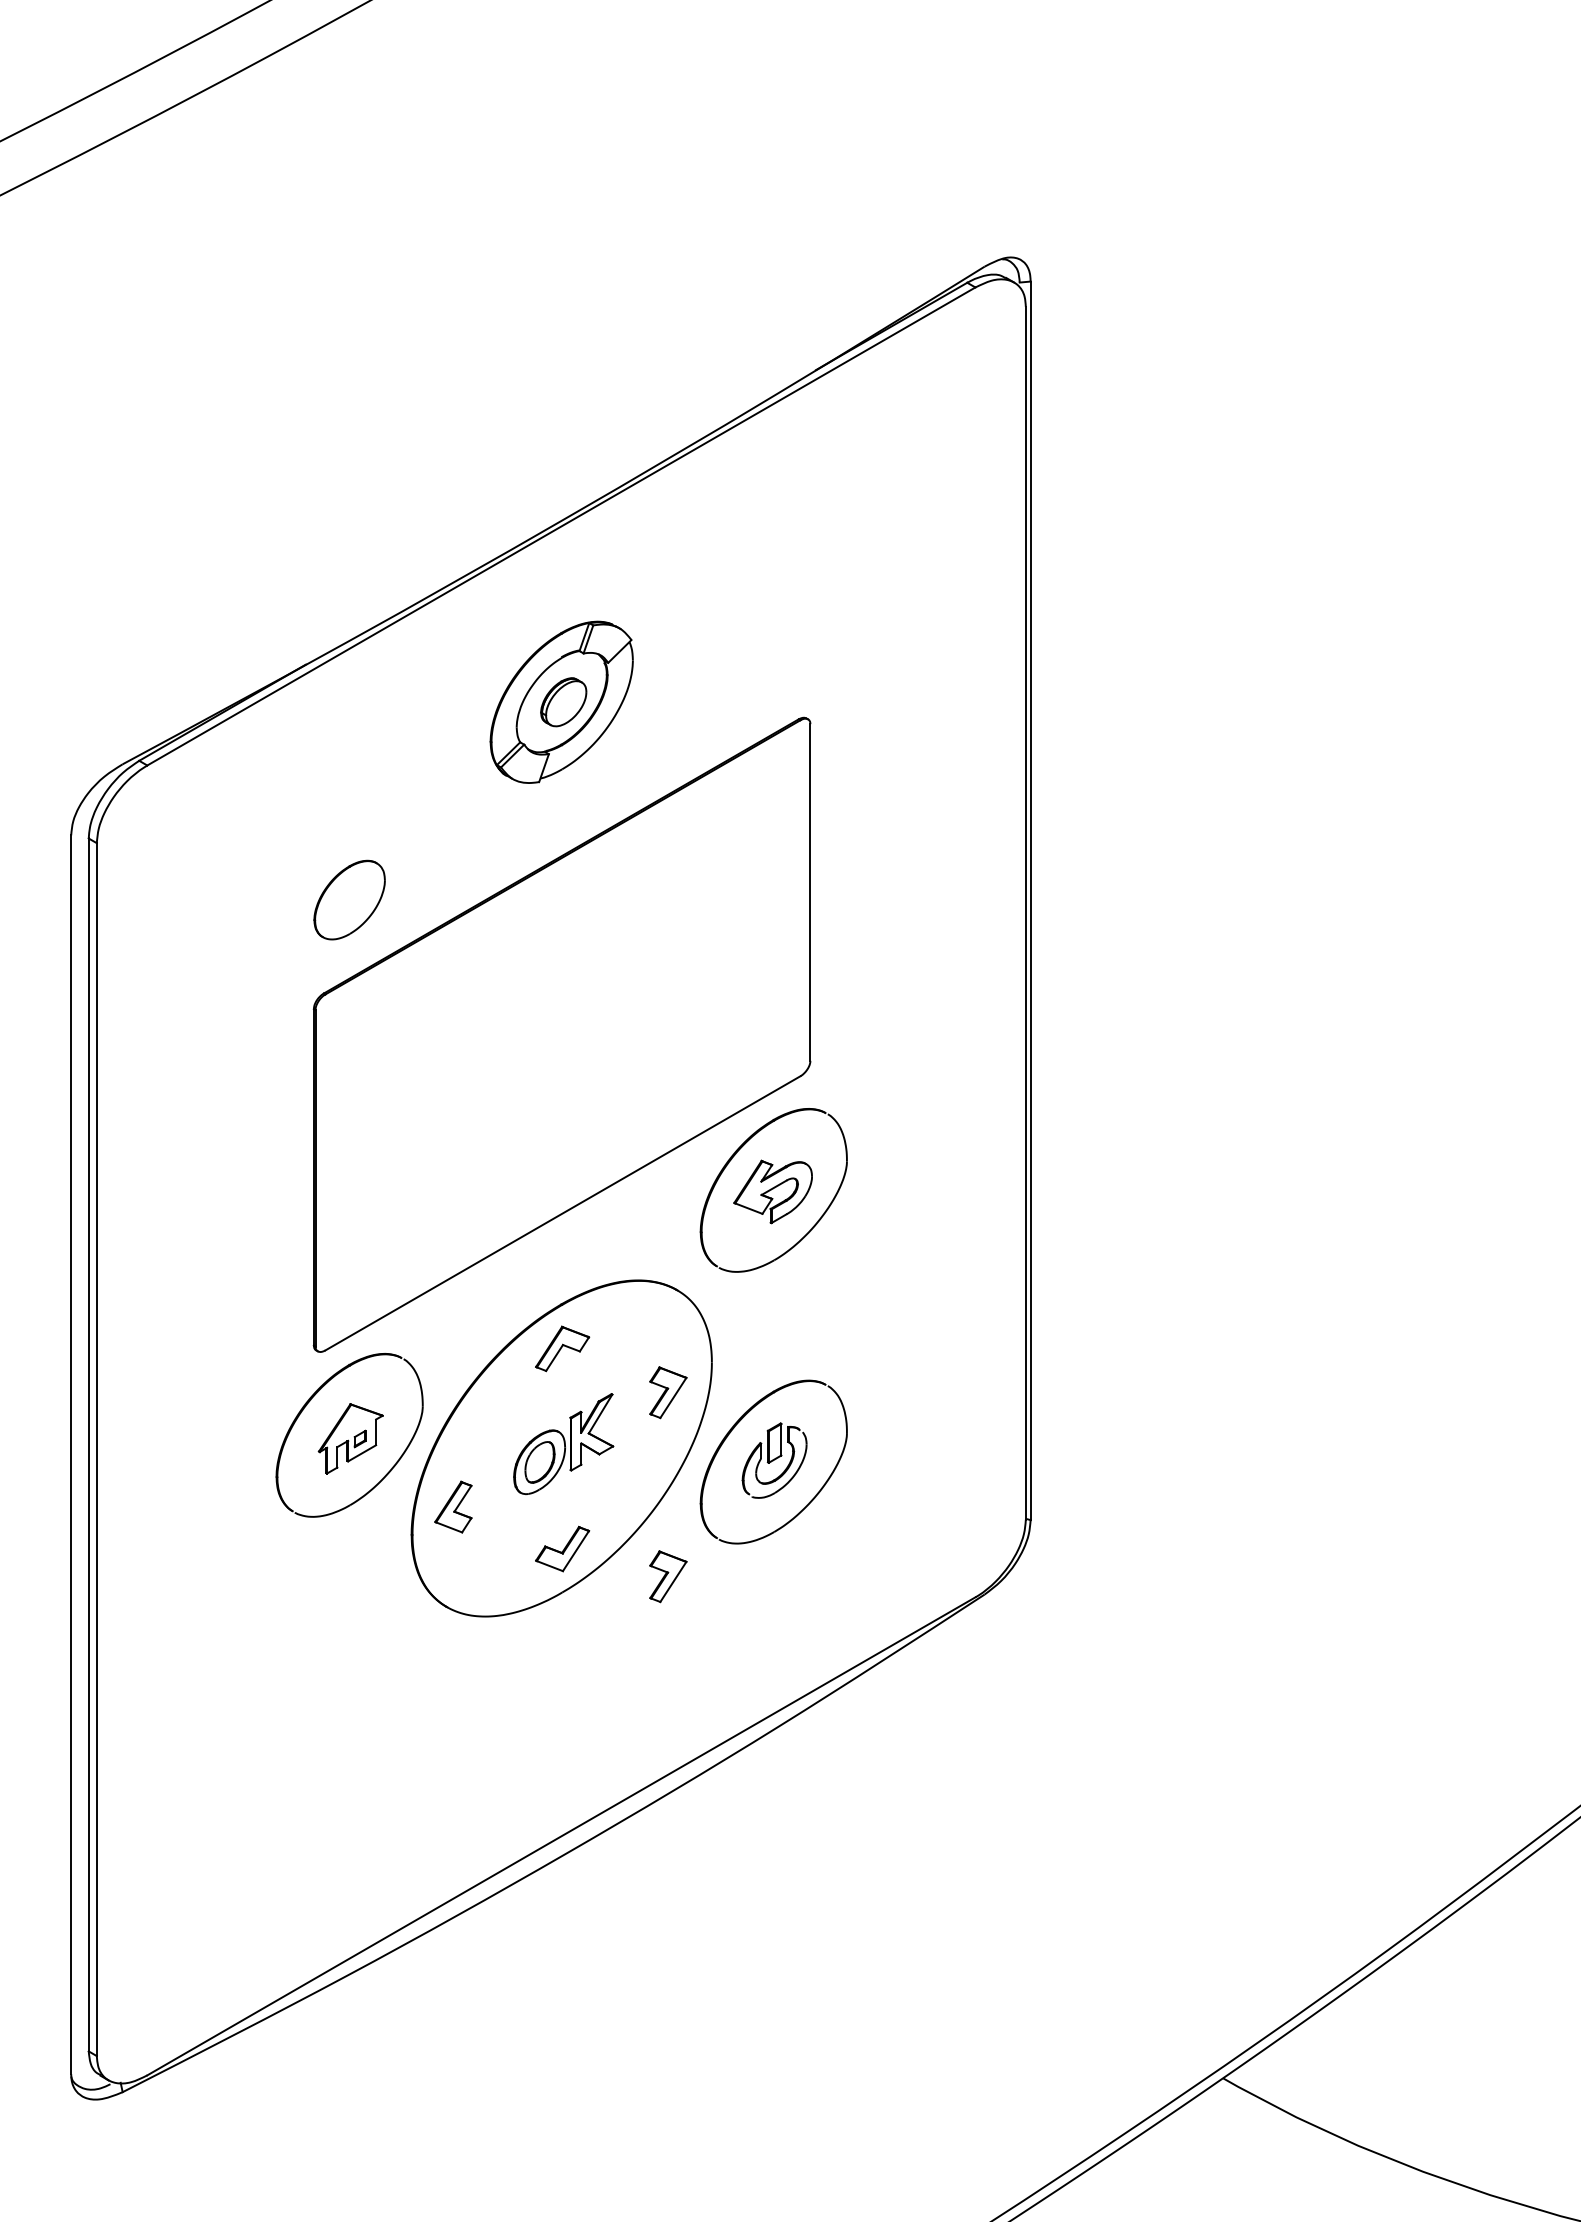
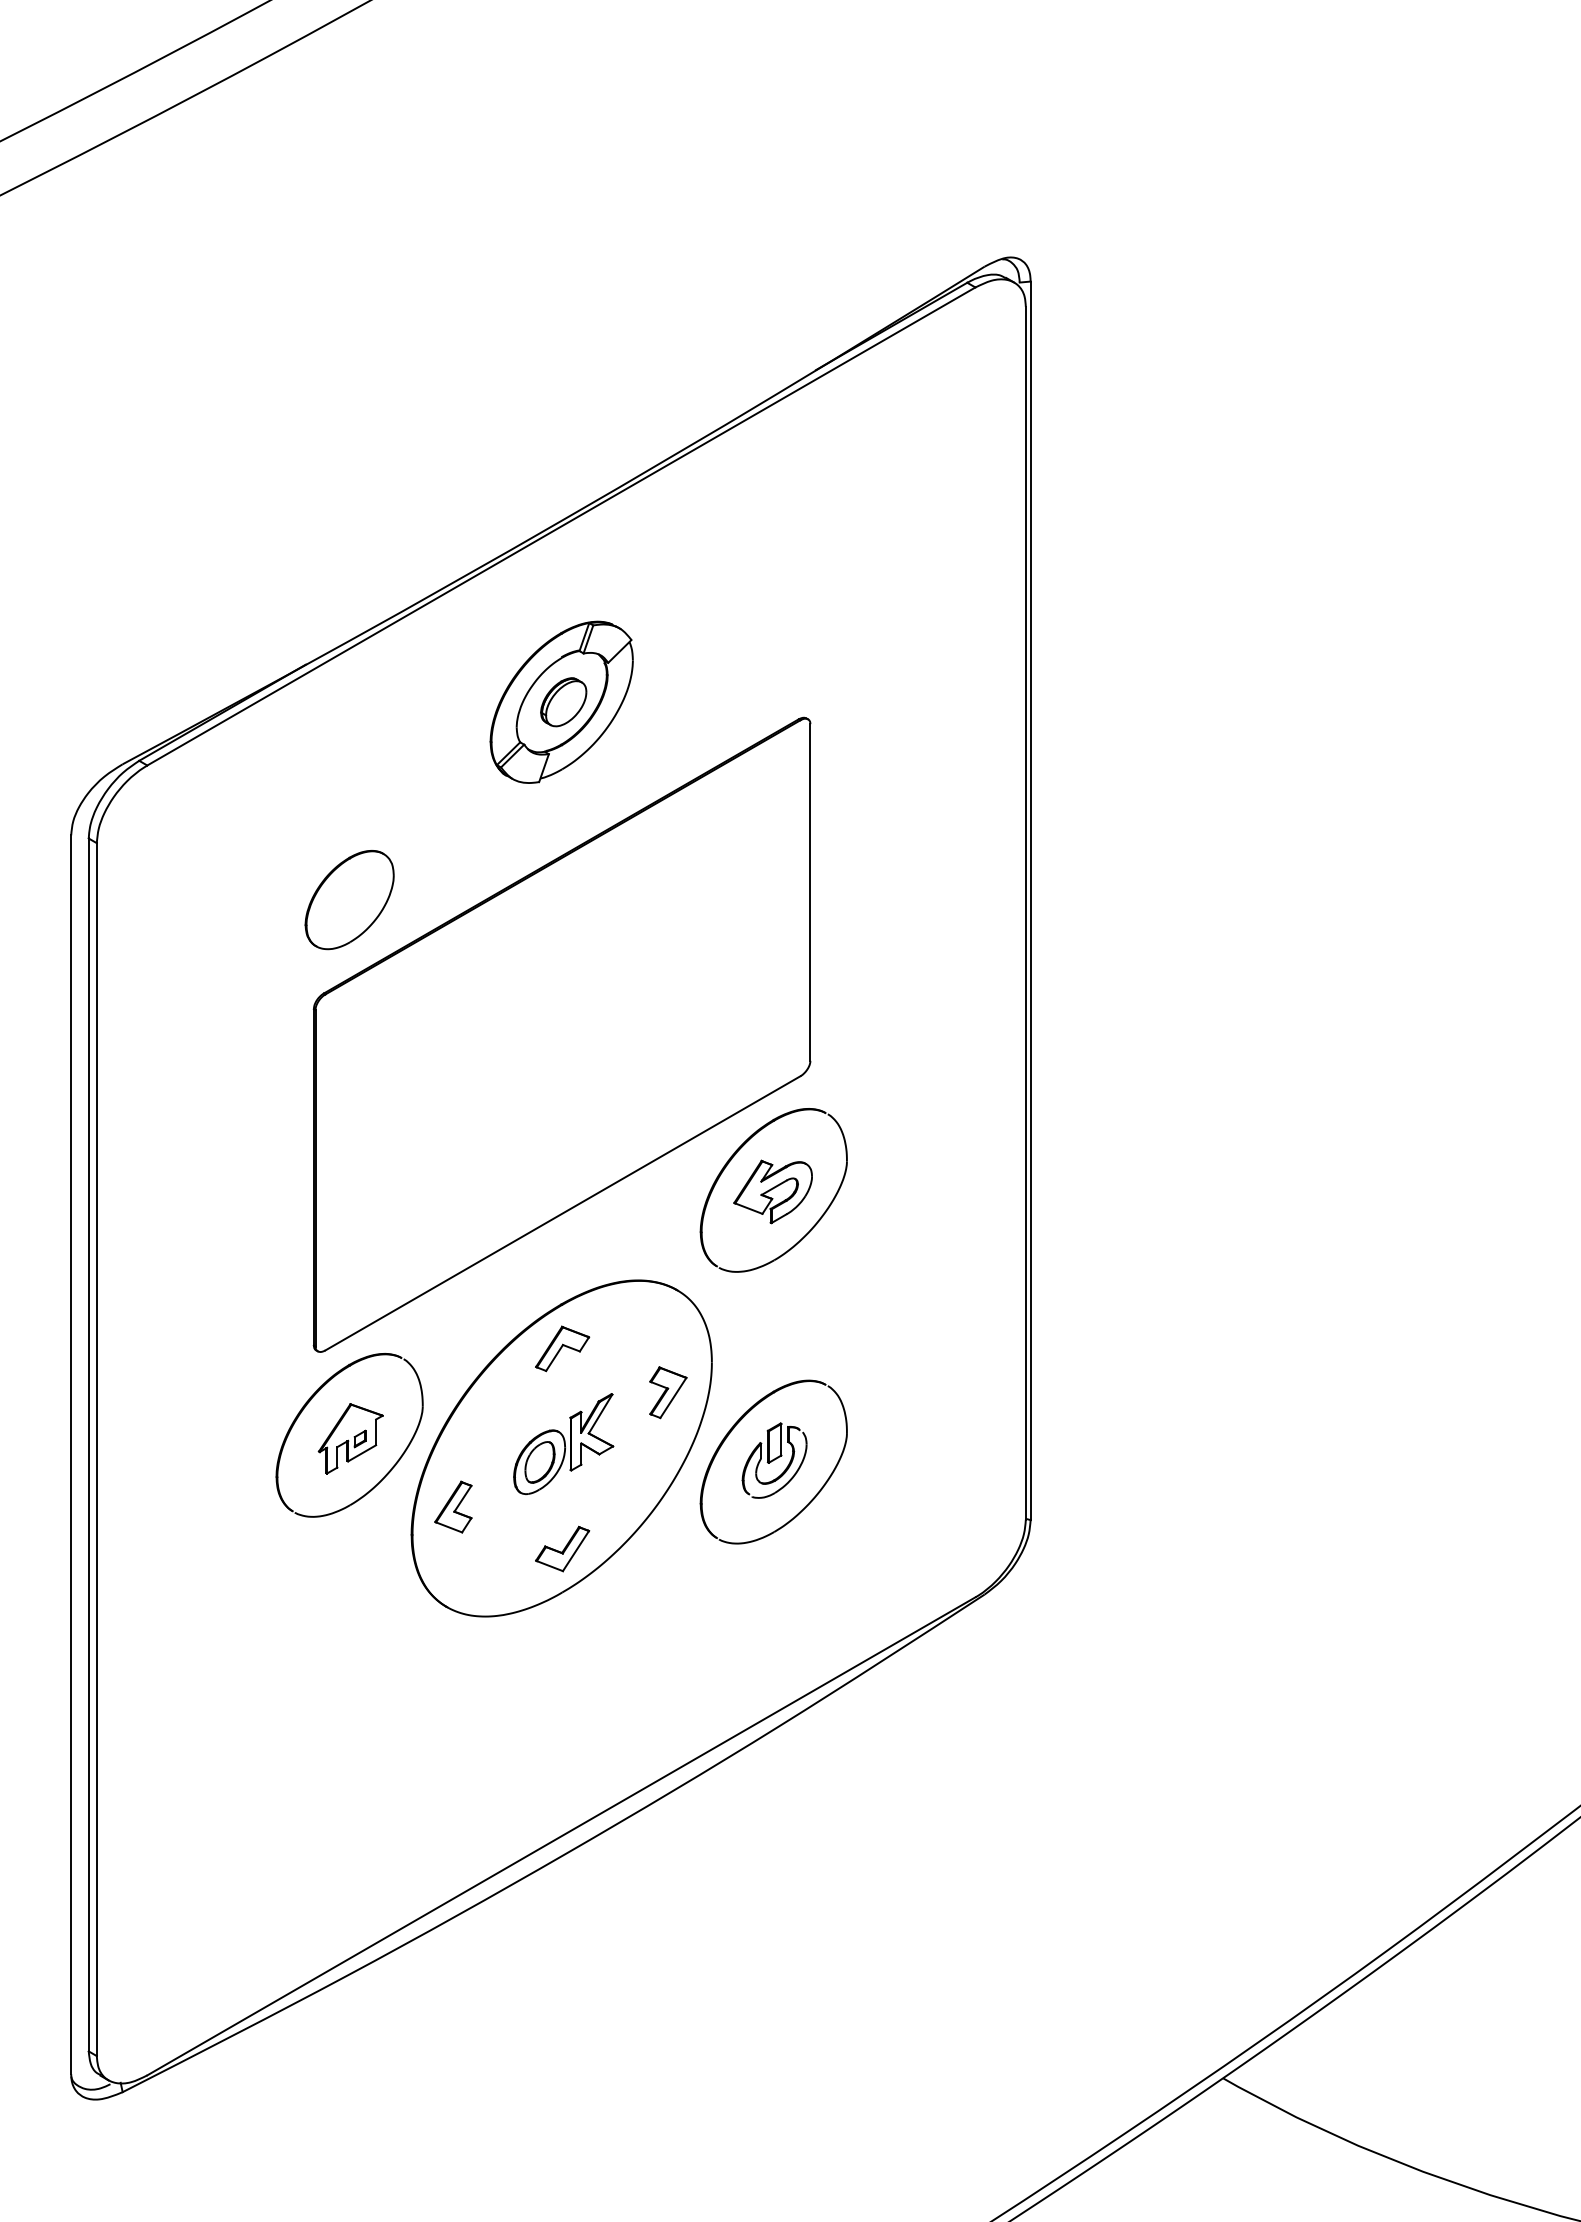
part size: 73x82 px -> 91x101 px (349, 900)
part: present -> none (668, 1576)
